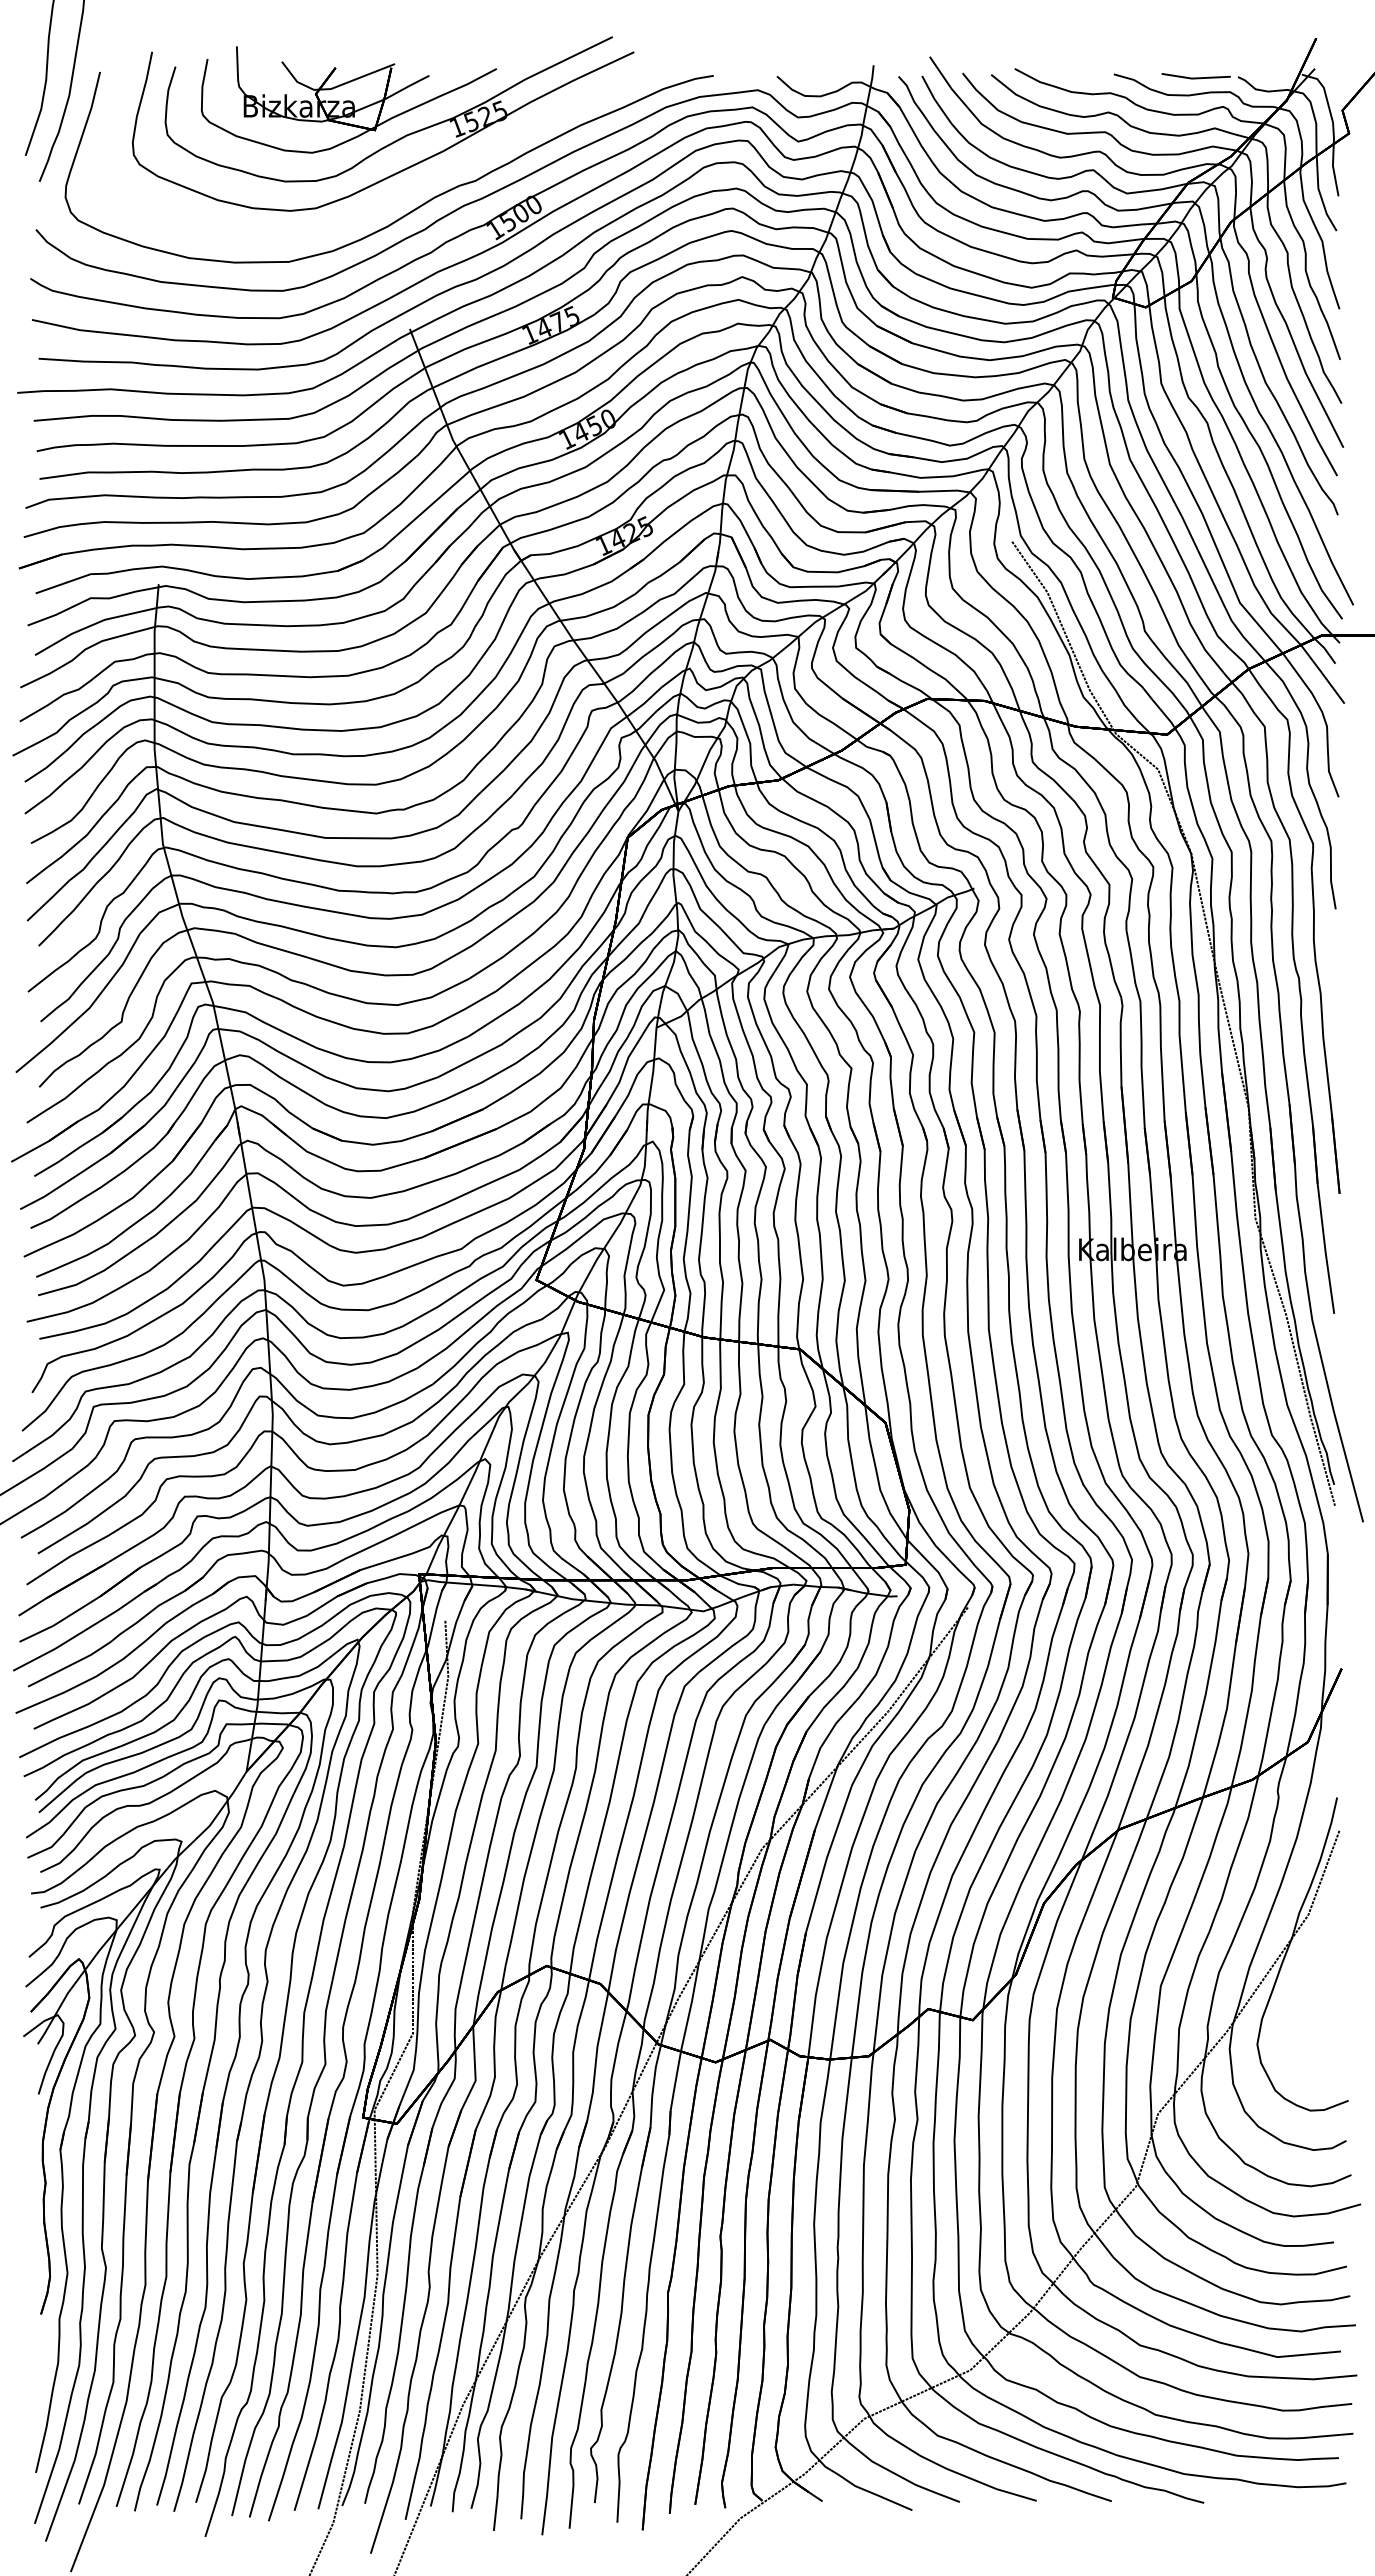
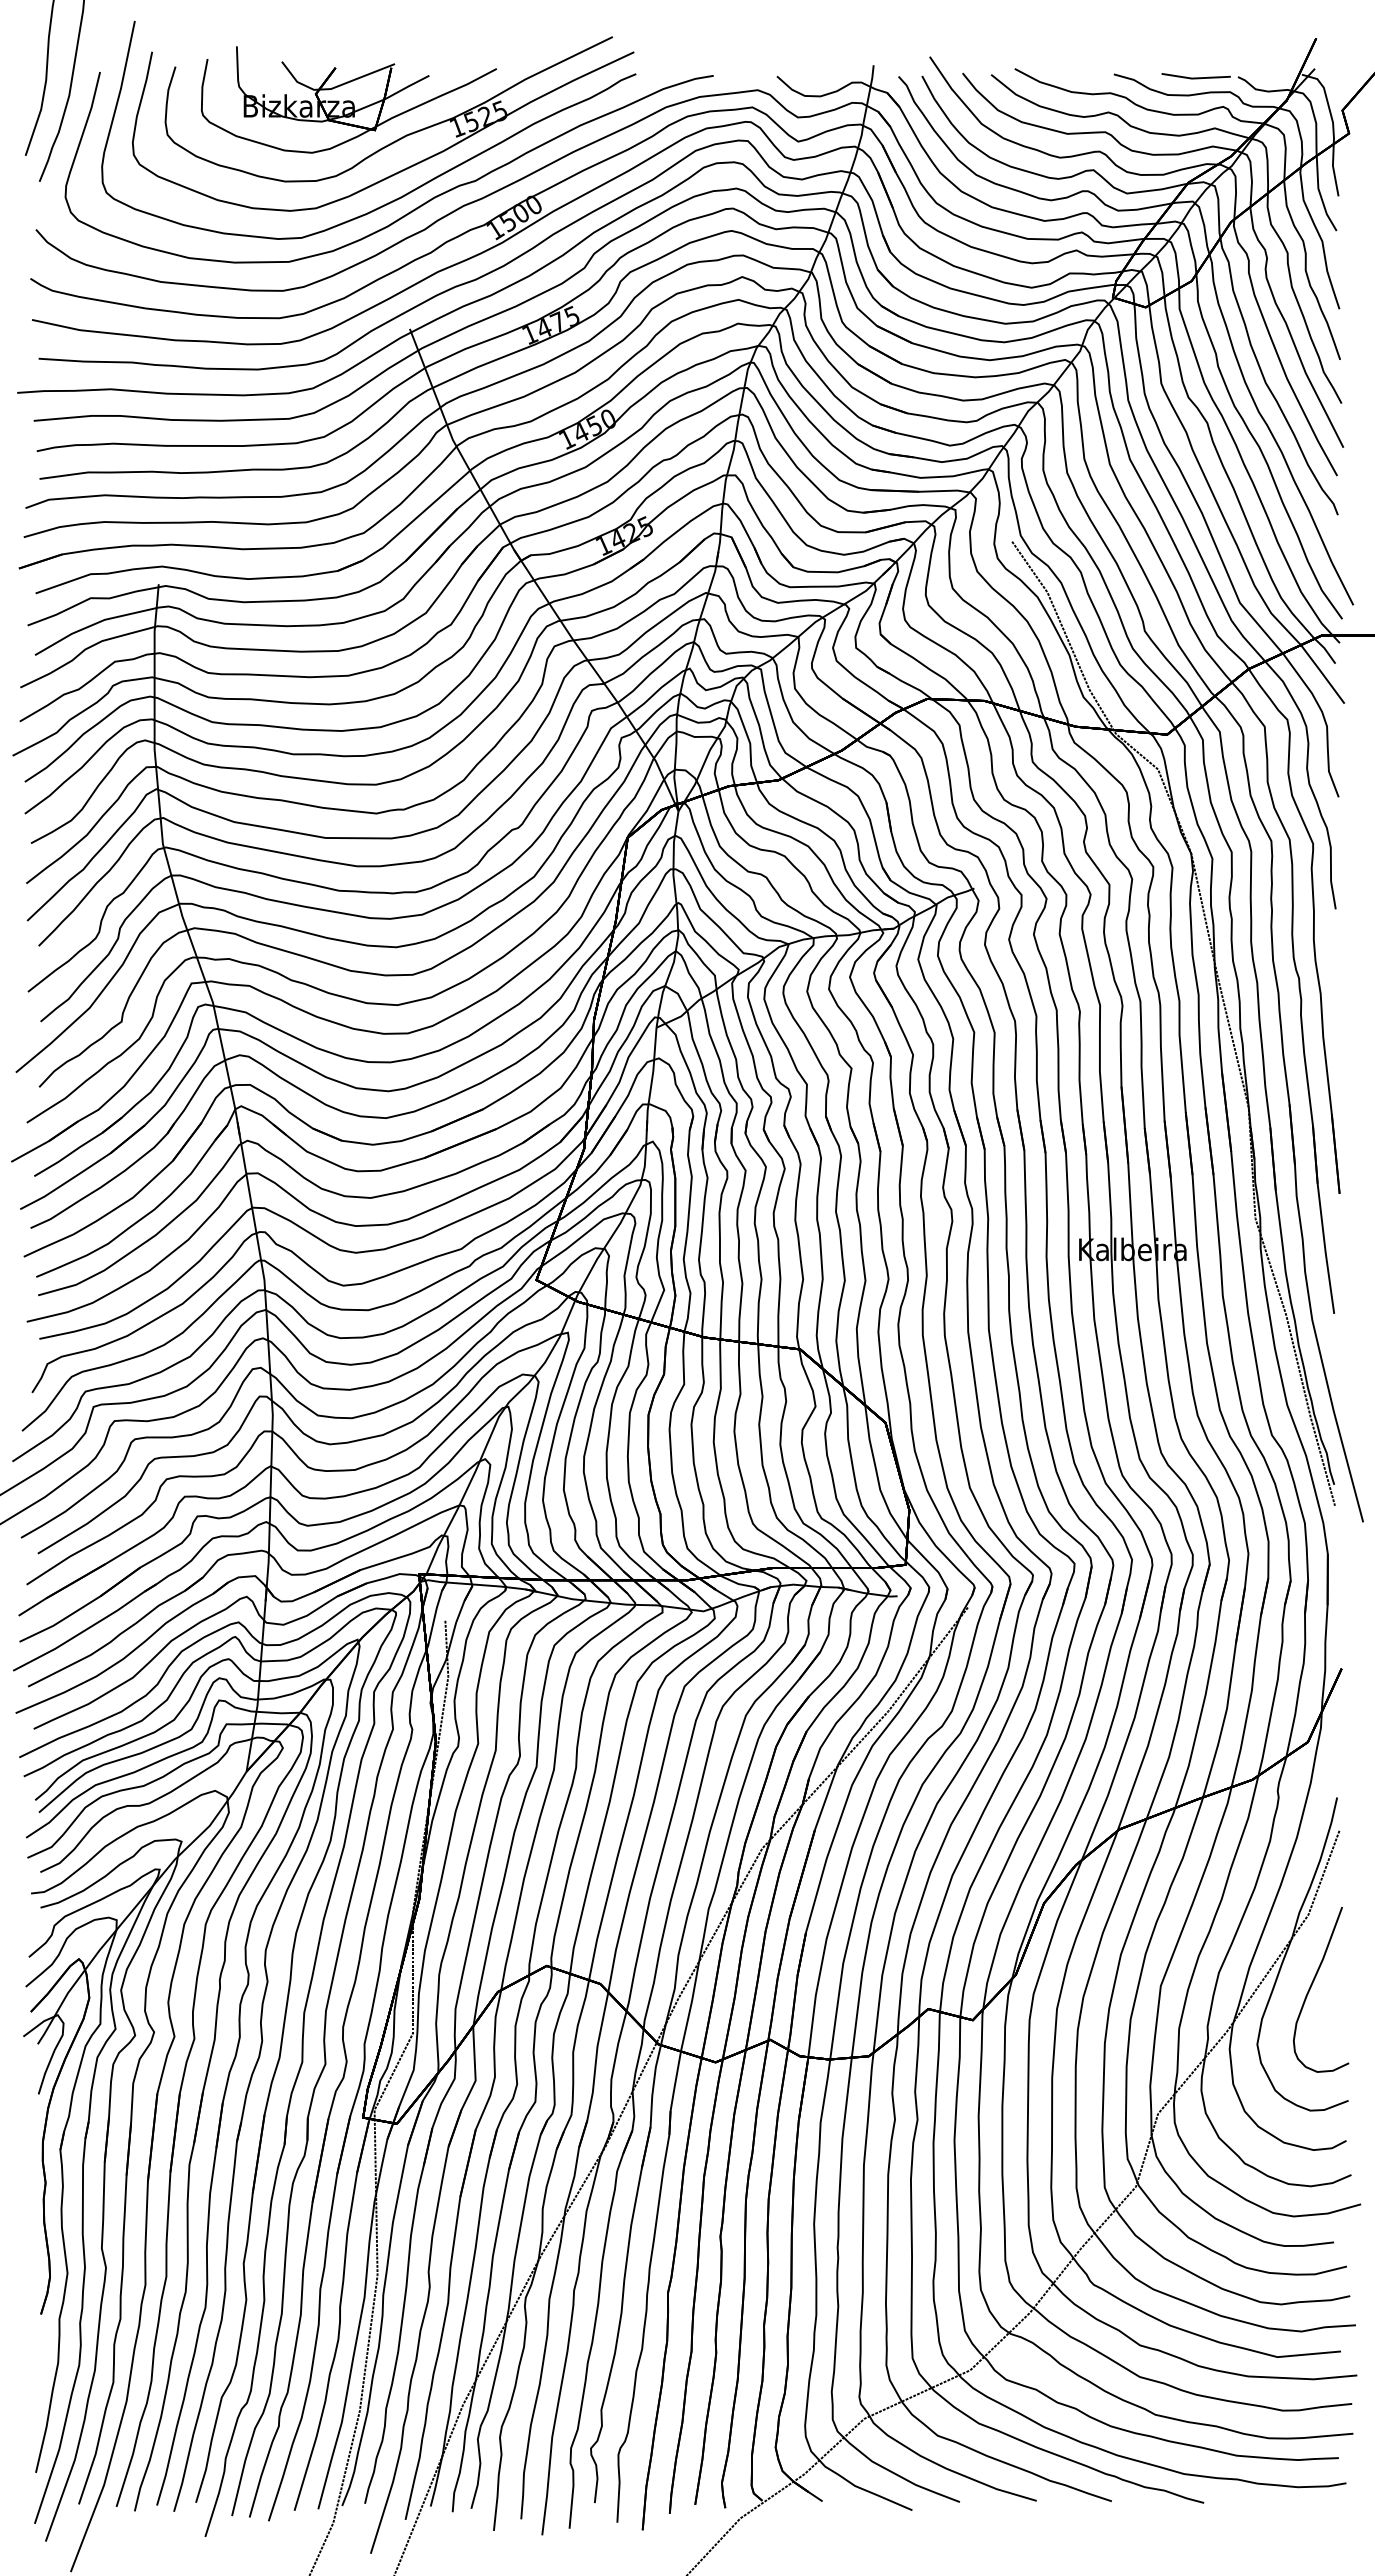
curve: none -> present (407, 192)
curve: none -> present (1312, 1985)
